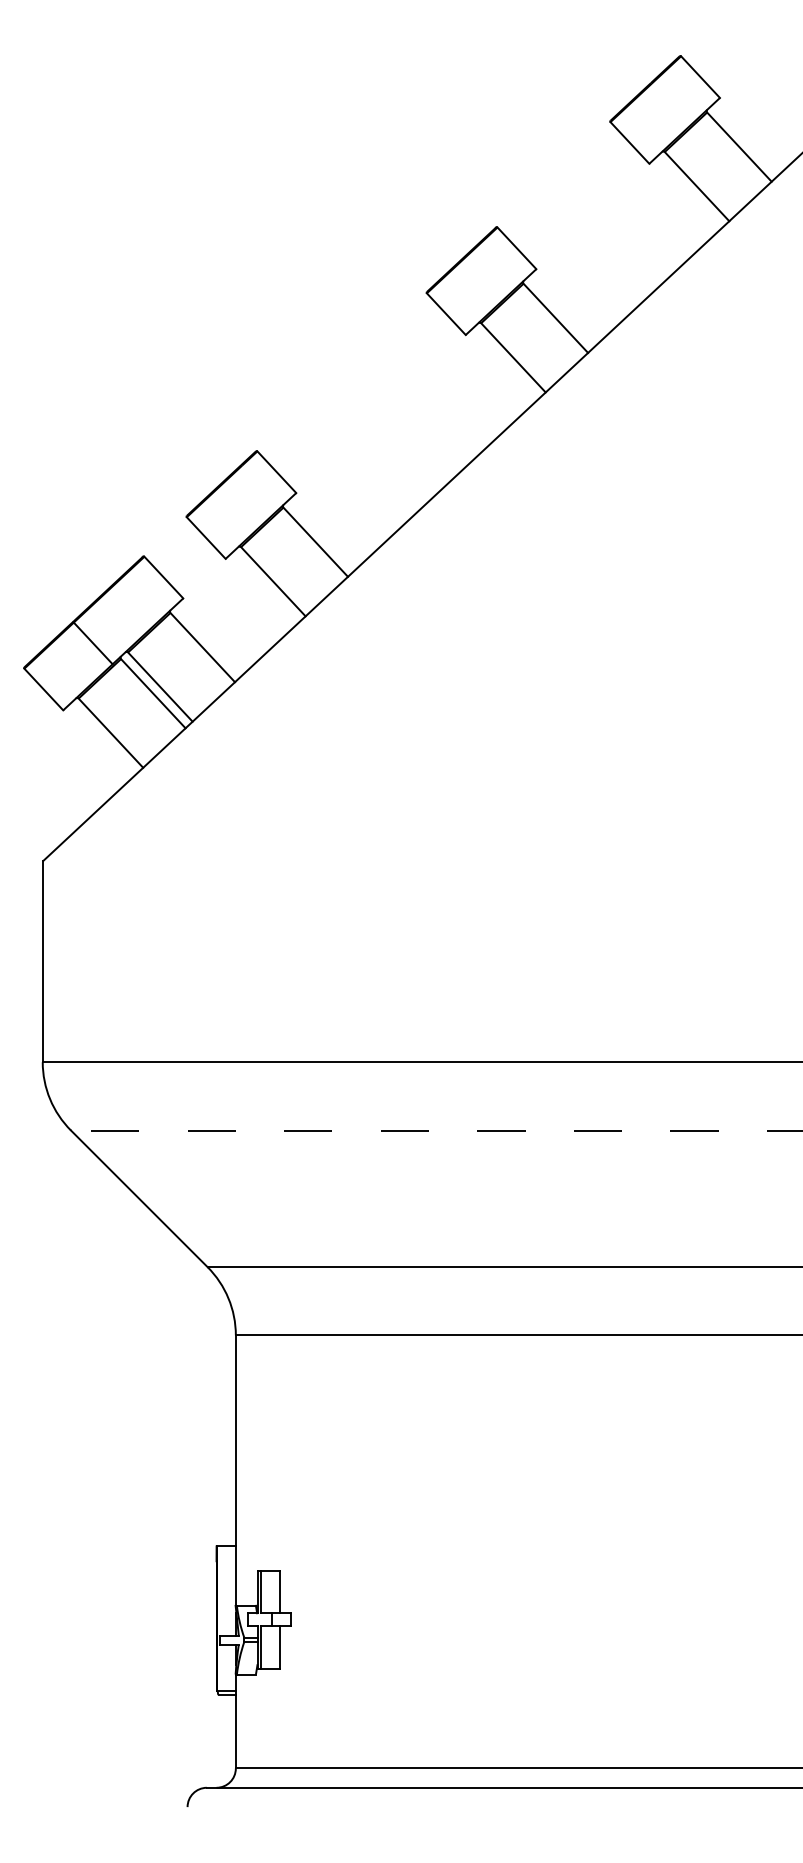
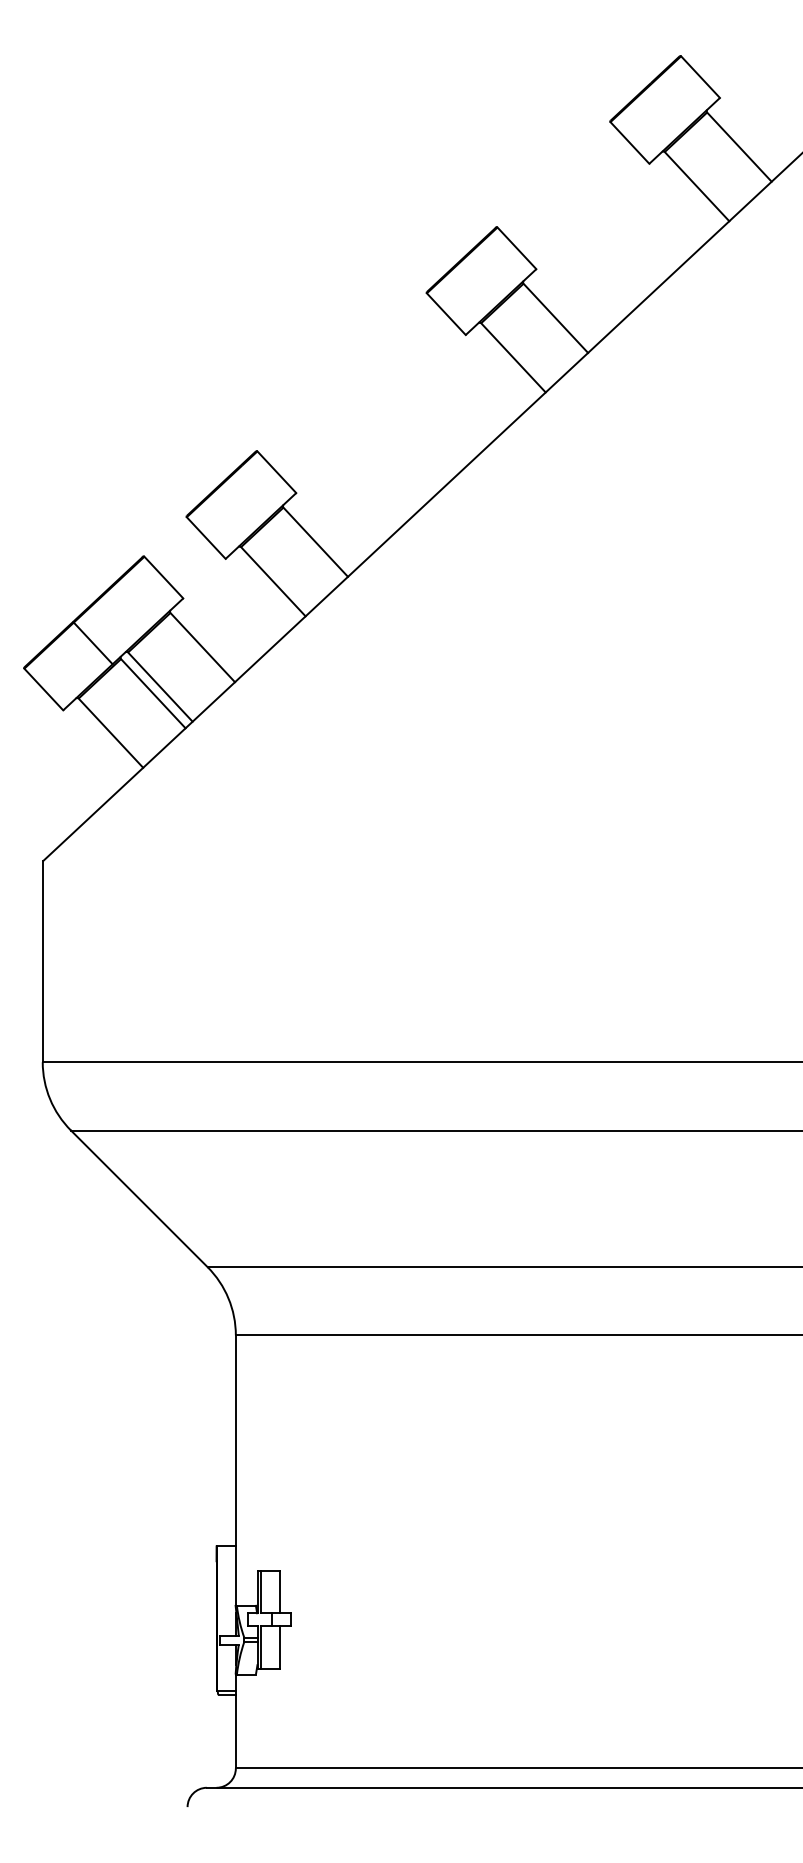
line: dashed -> solid (436, 1130)
